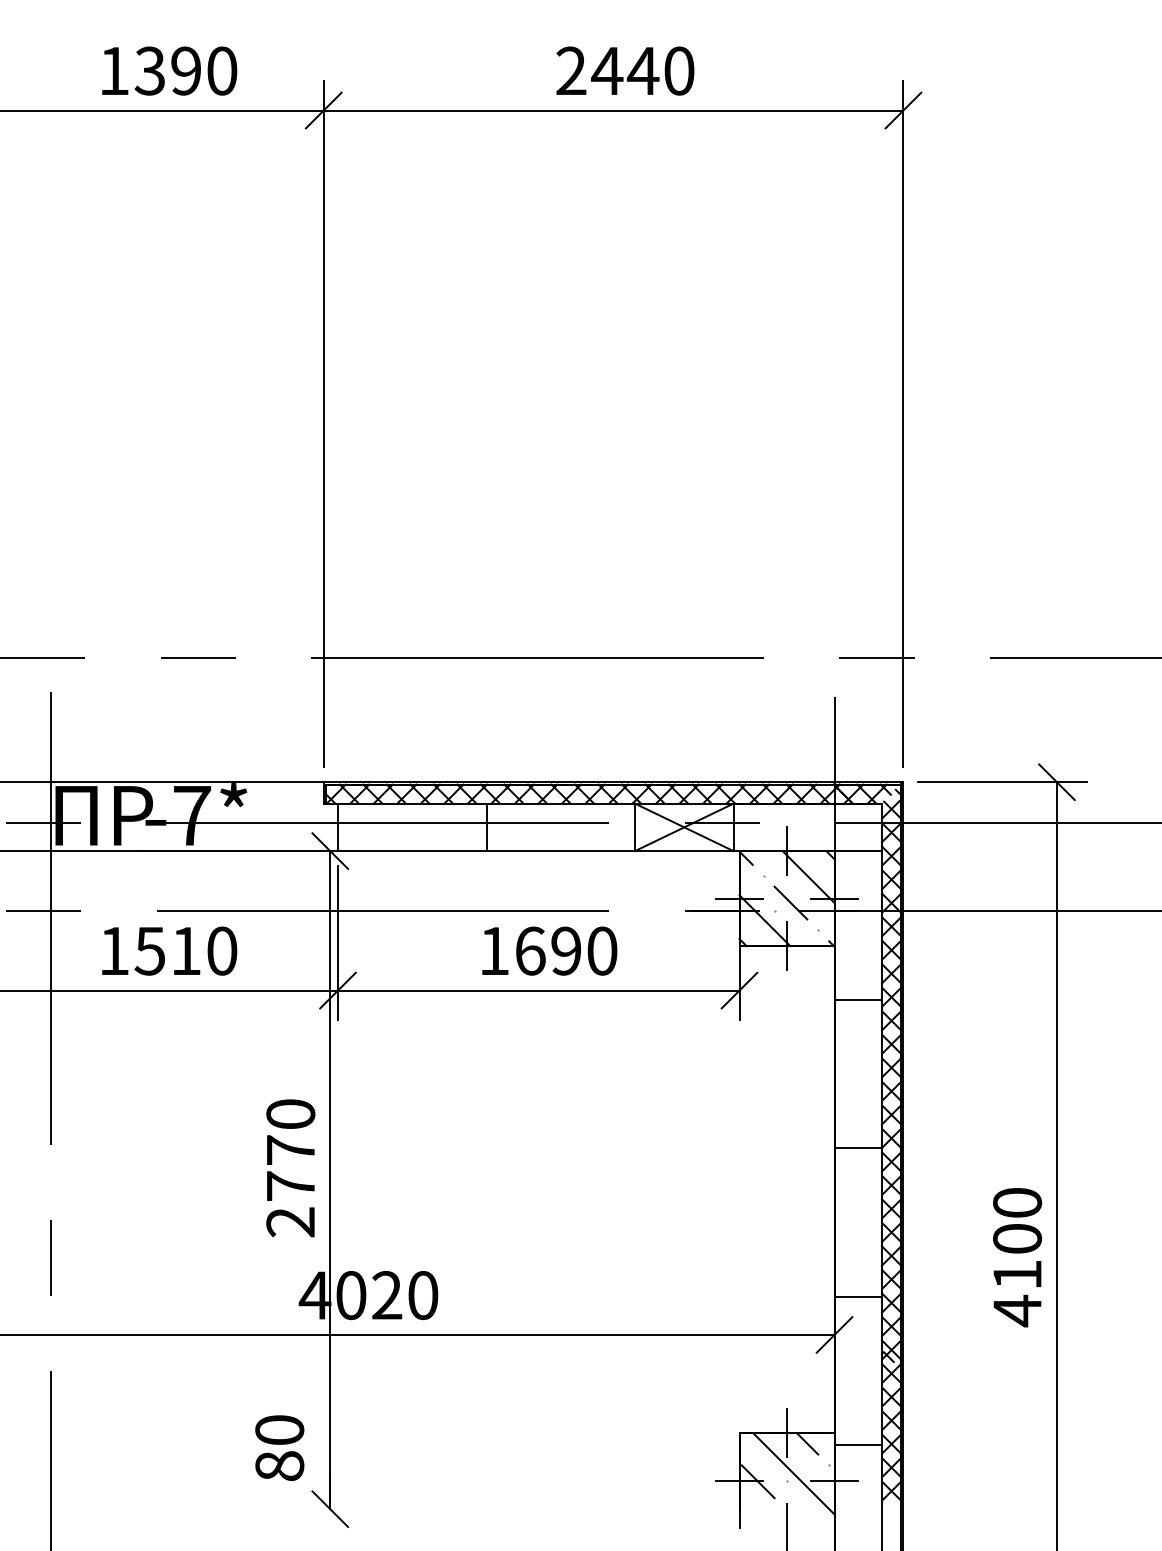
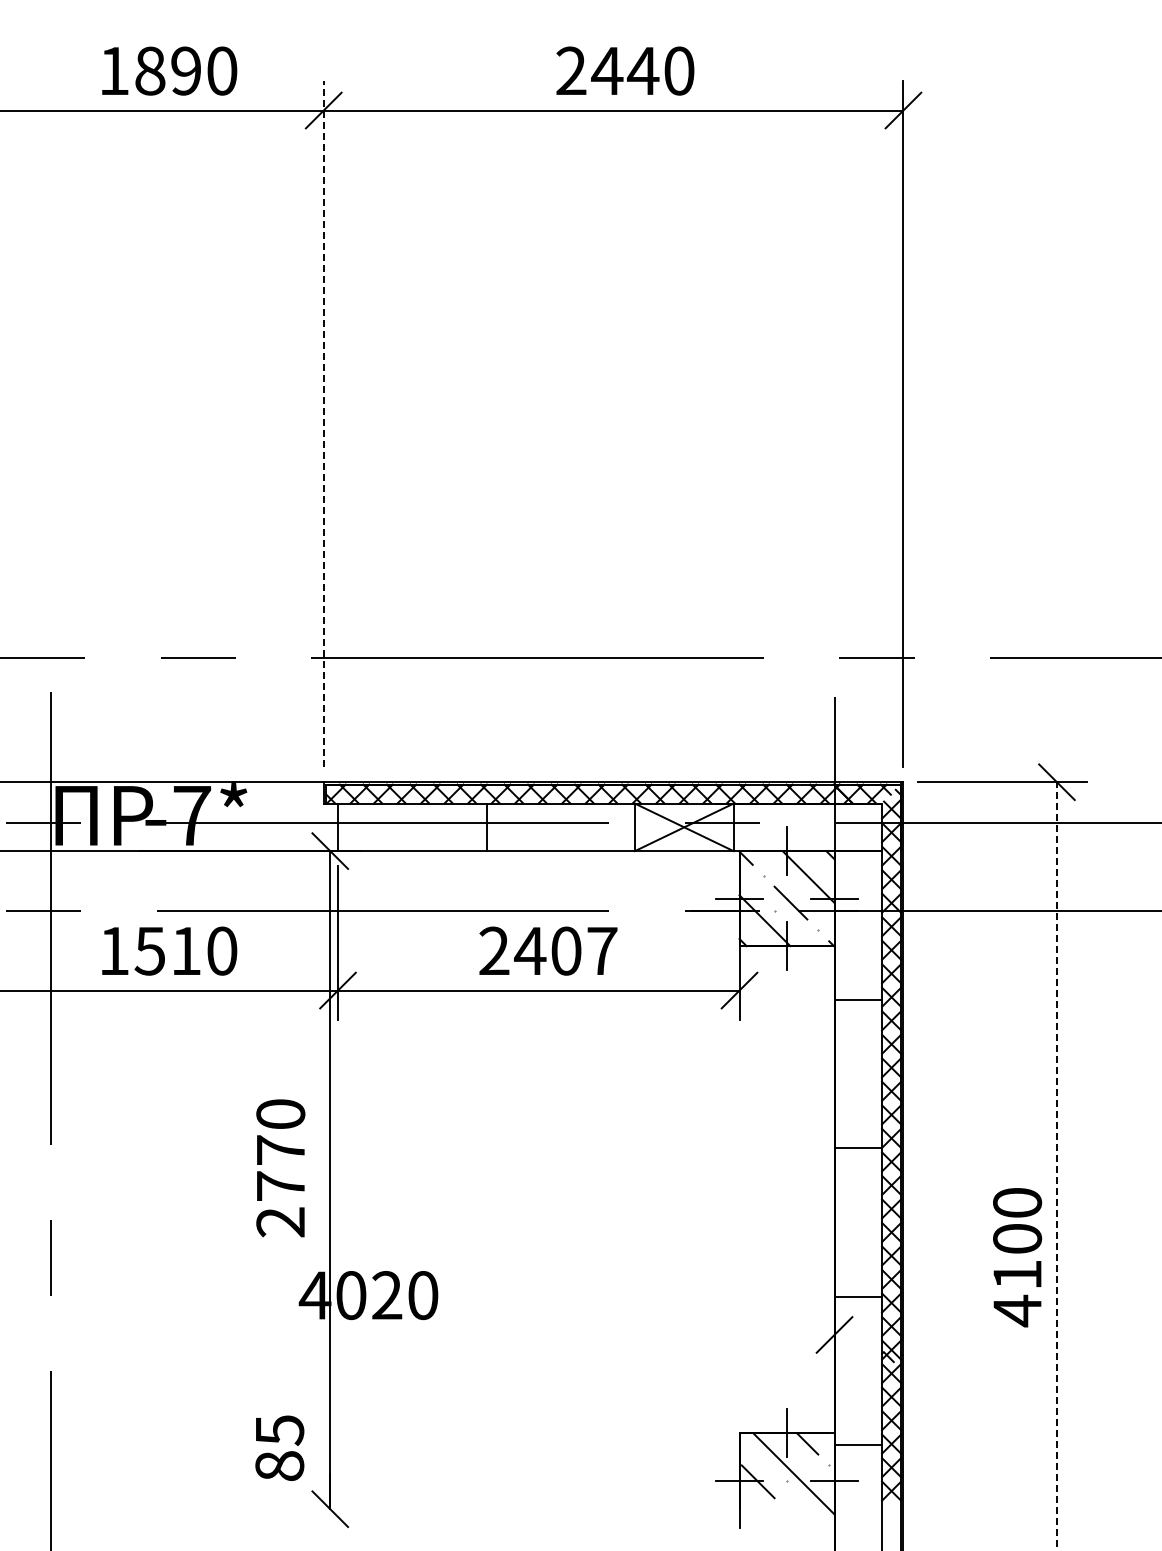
text: 1390 -> 1890 (149, 70)
line: solid -> dashed (323, 423)
text: 1690 -> 2407 (548, 950)
line: solid -> dashed (1056, 1165)
text position: (290, 1168) -> (280, 1168) (280, 1168)
line: present -> none (418, 1334)
text: 80 -> 85 (279, 1430)
line: present -> none (787, 1525)
